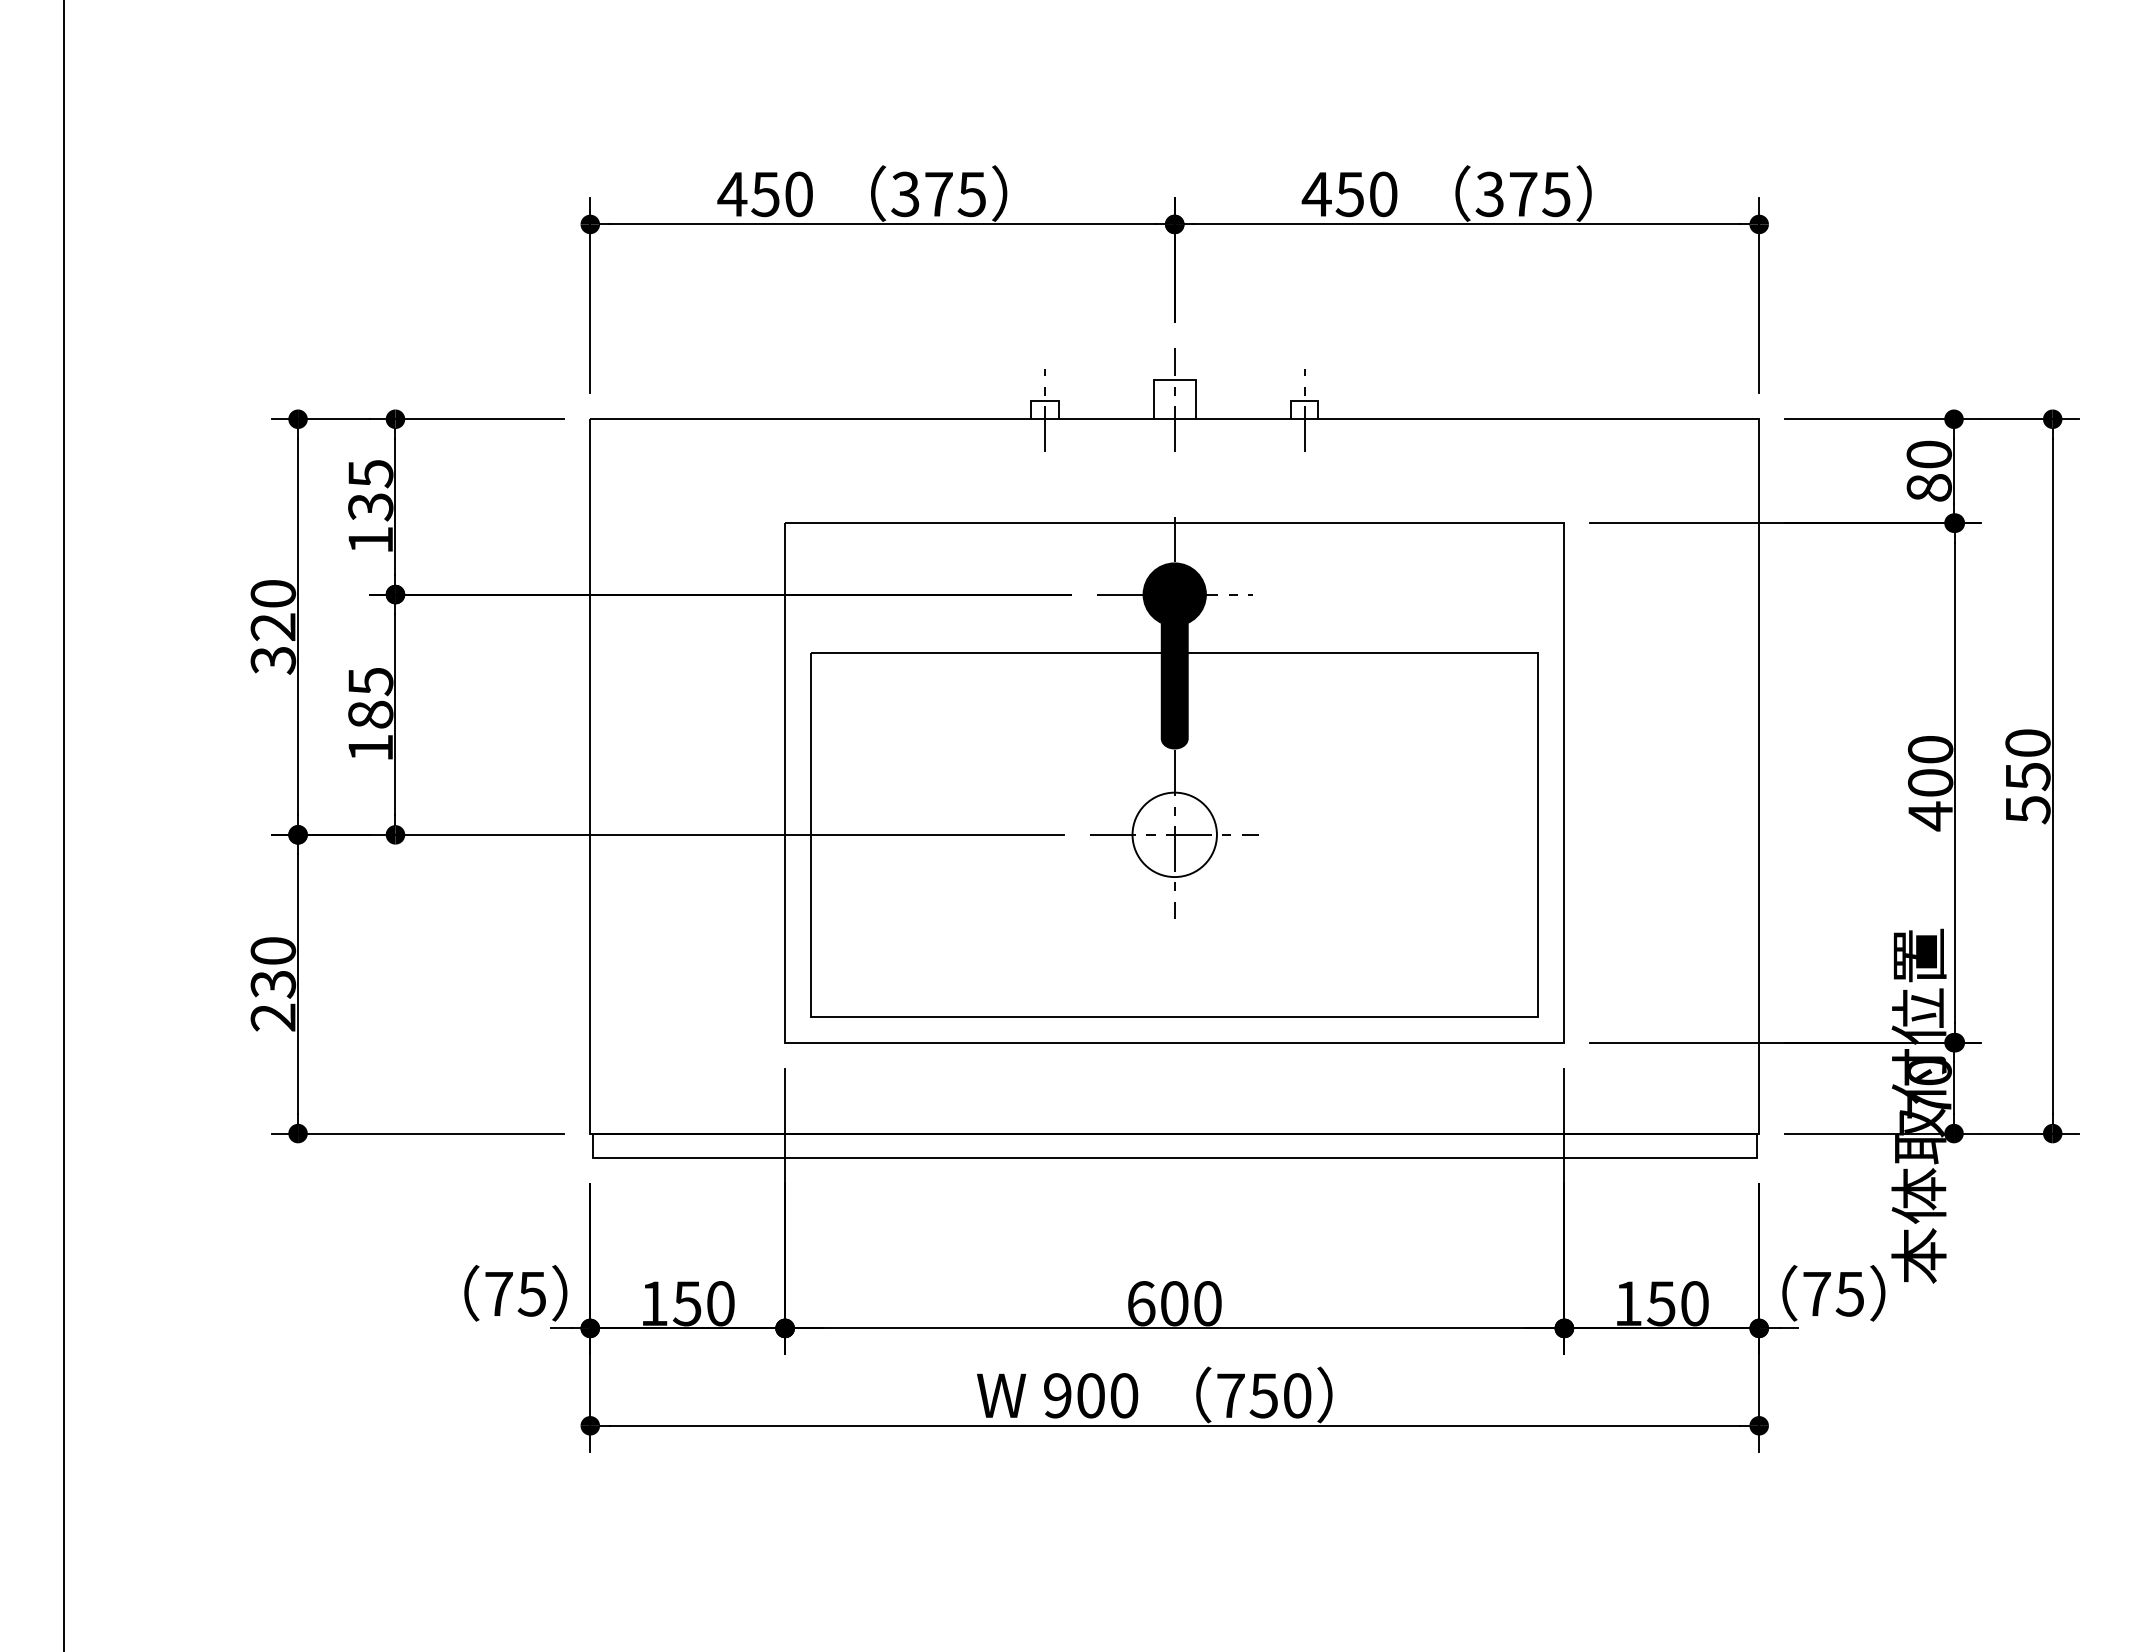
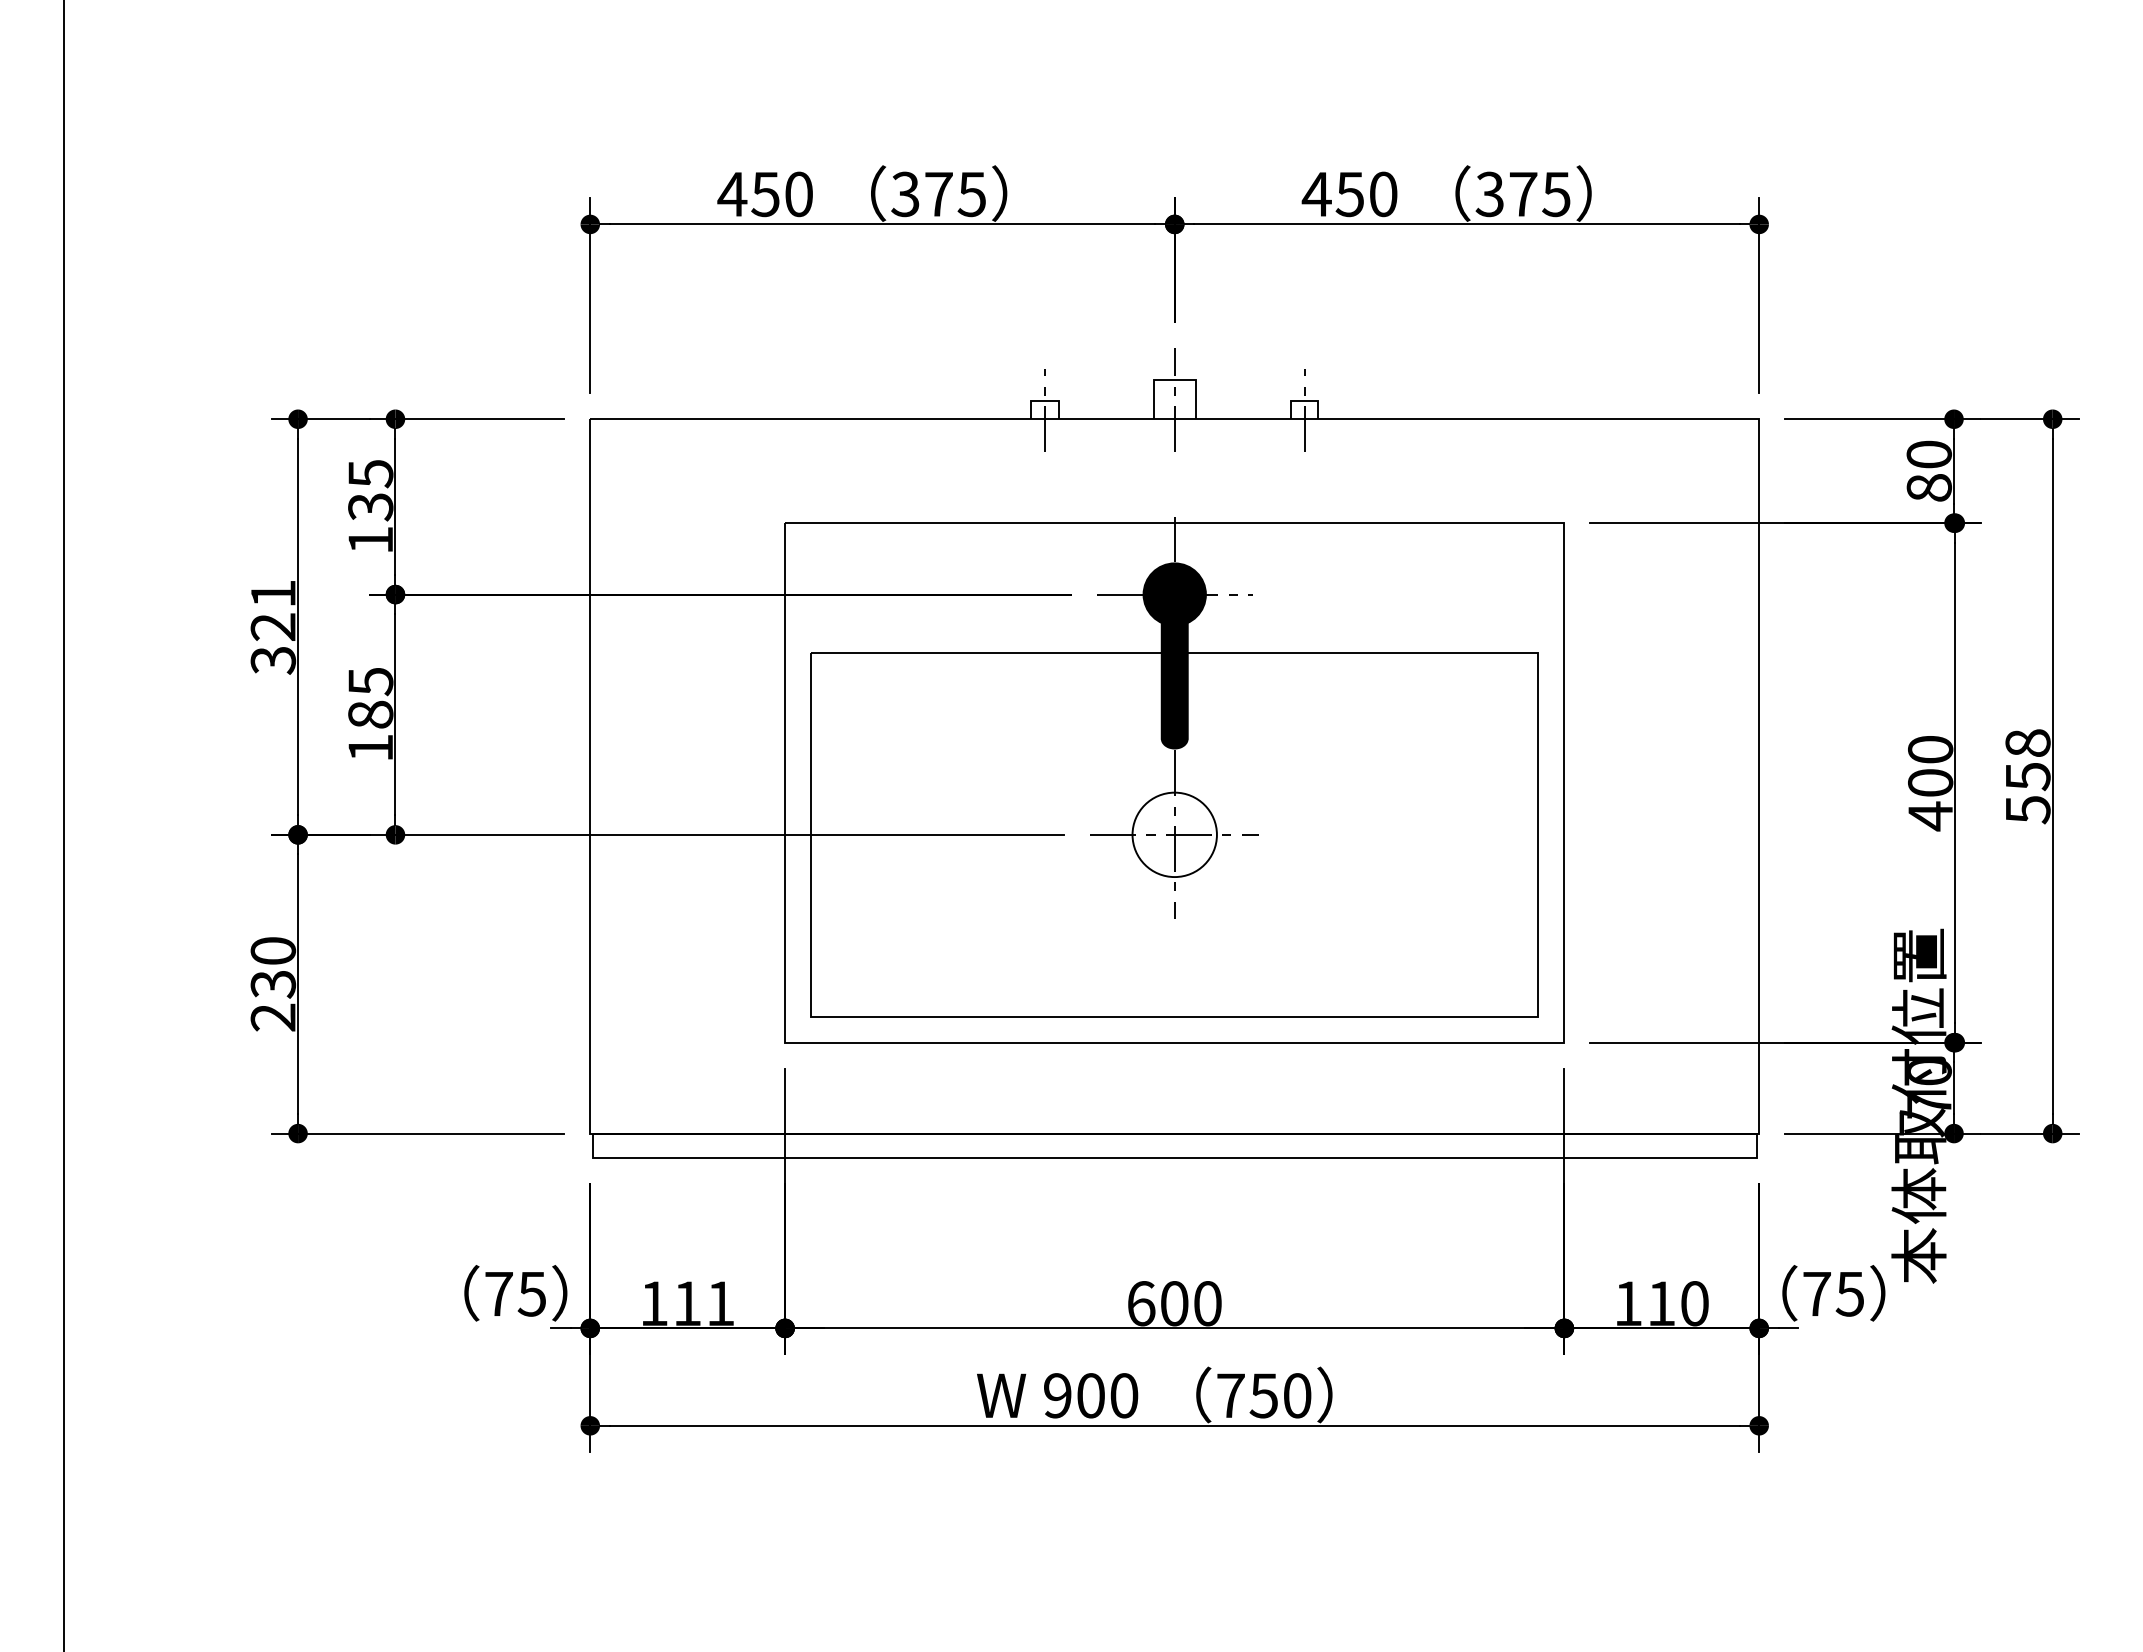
text: 320 -> 321 (273, 593)
text: 550 -> 558 (2027, 742)
text: 150 -> 111 (703, 1303)
text: 150 -> 110 (1661, 1303)
